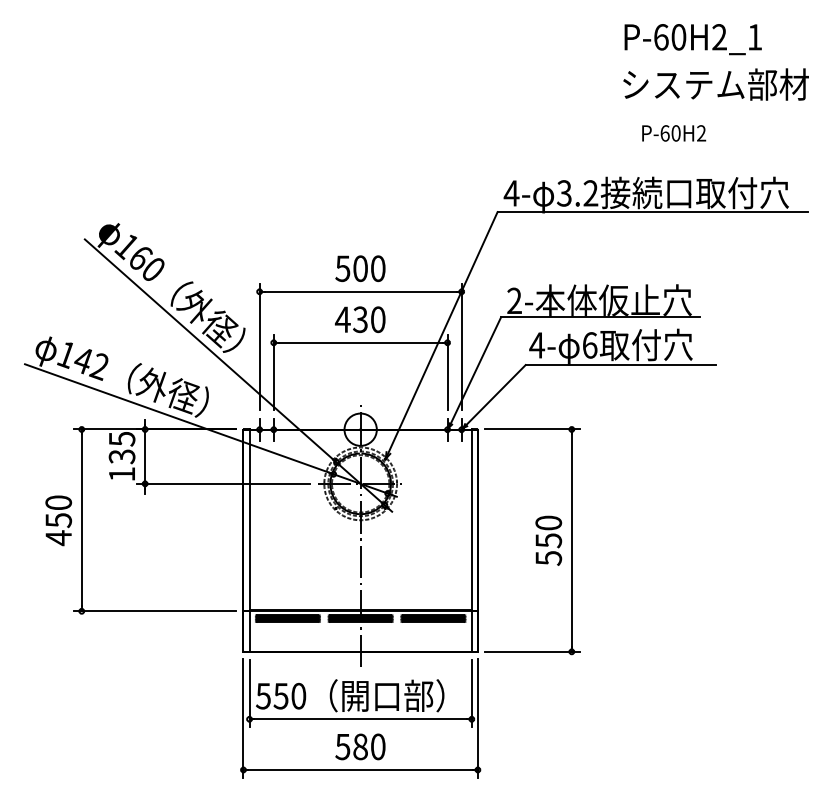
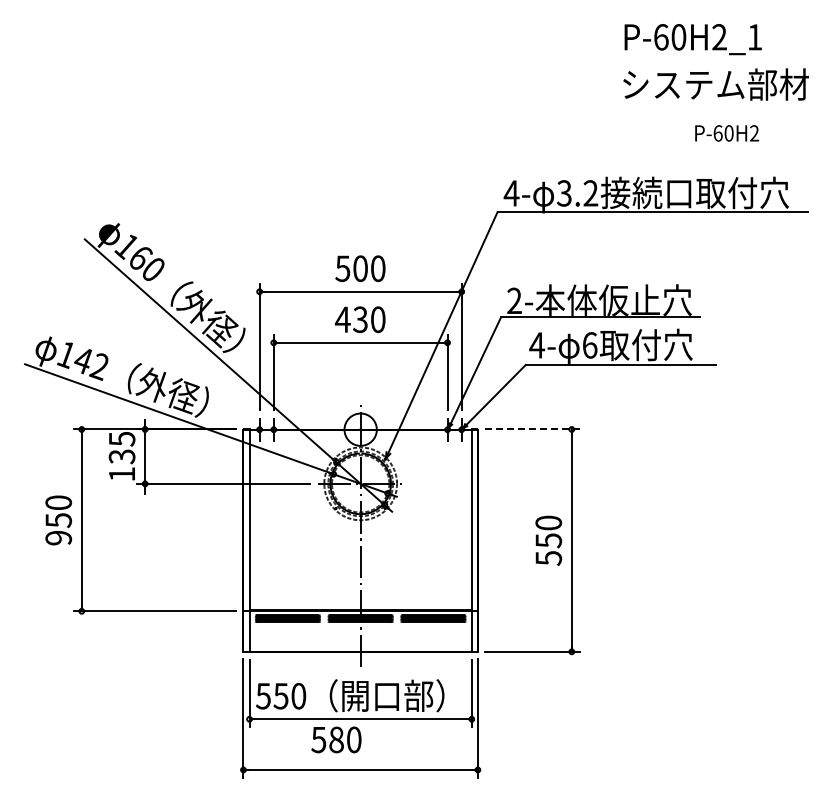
text position: (674, 133) -> (727, 133) (727, 133)
line: solid -> dashed (533, 429)
text: 450 -> 950 (58, 538)
text position: (360, 746) -> (336, 739) (336, 739)
